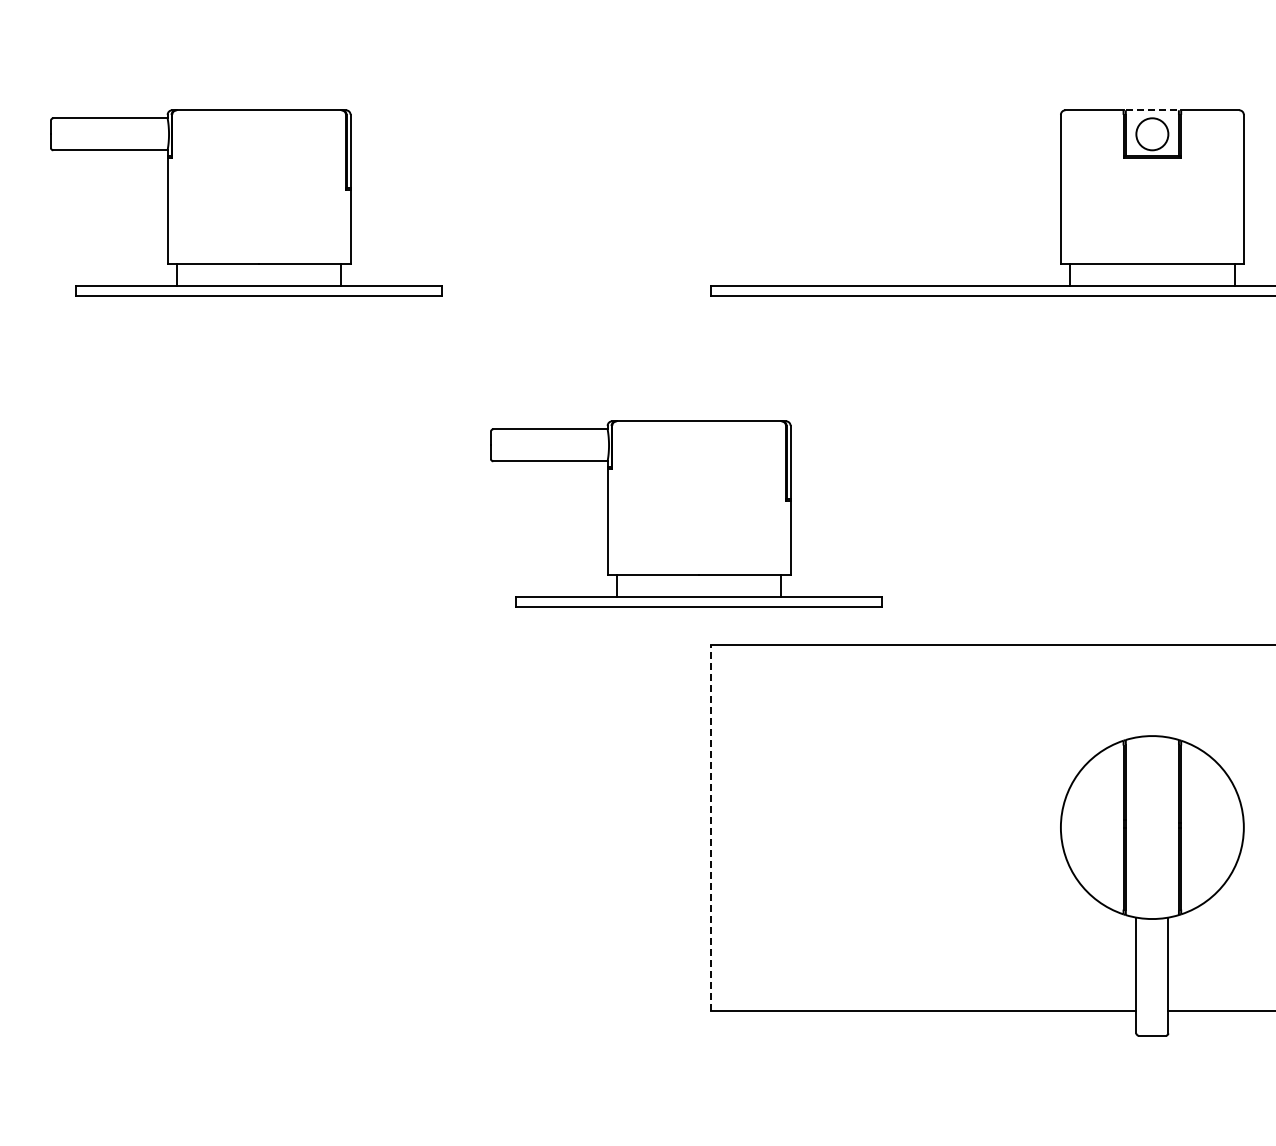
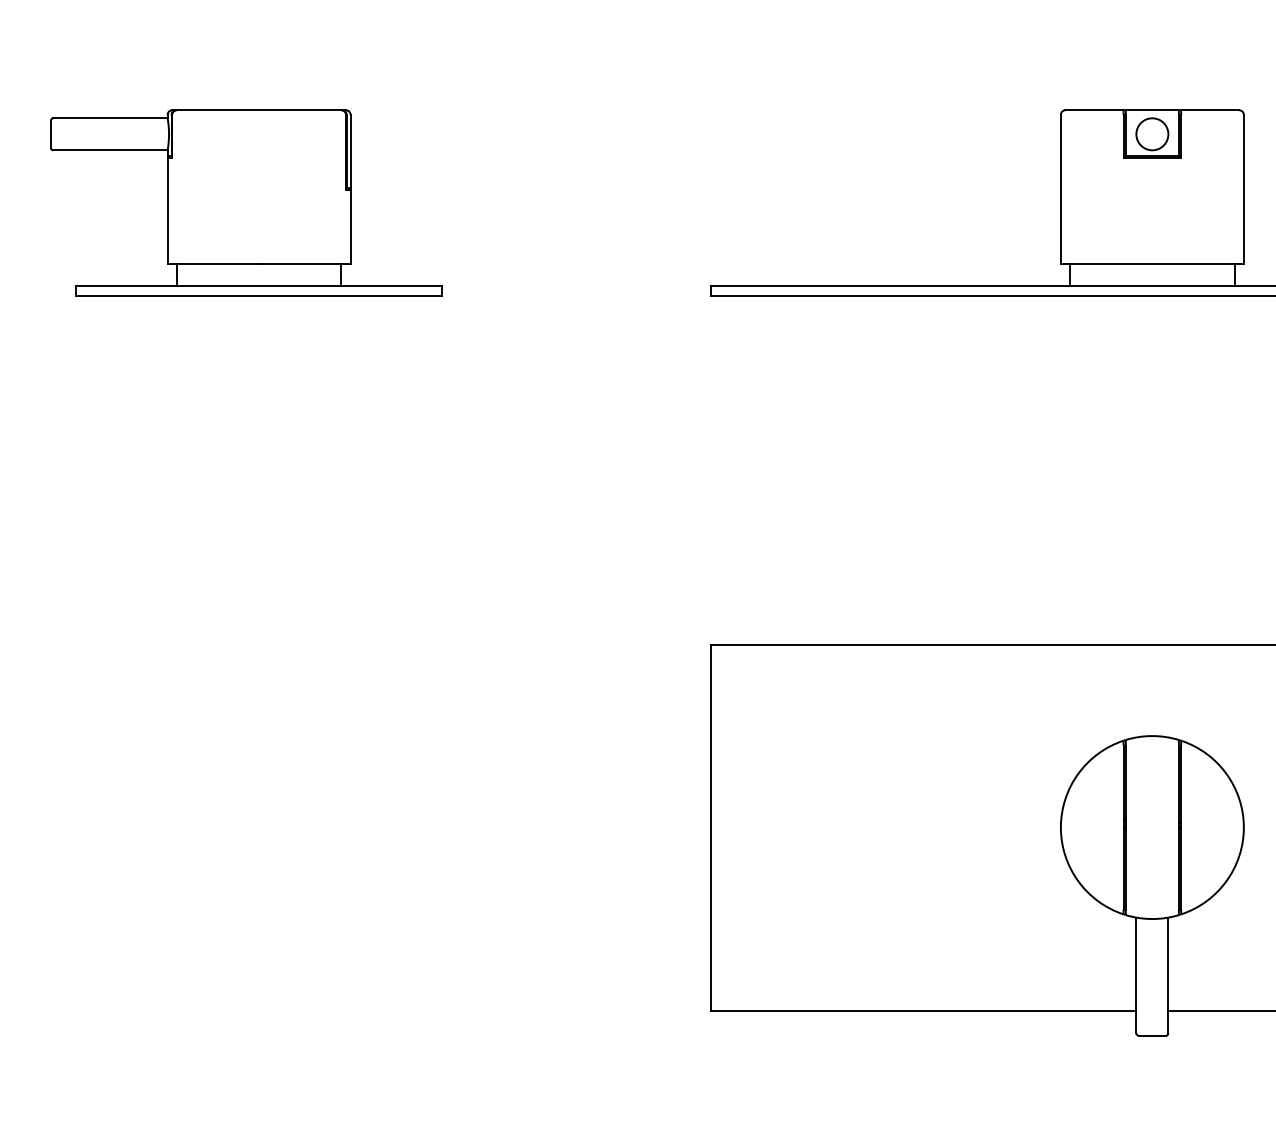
line: dashed -> solid (1152, 110)
part: present -> none (686, 513)
line: dashed -> solid (710, 827)
